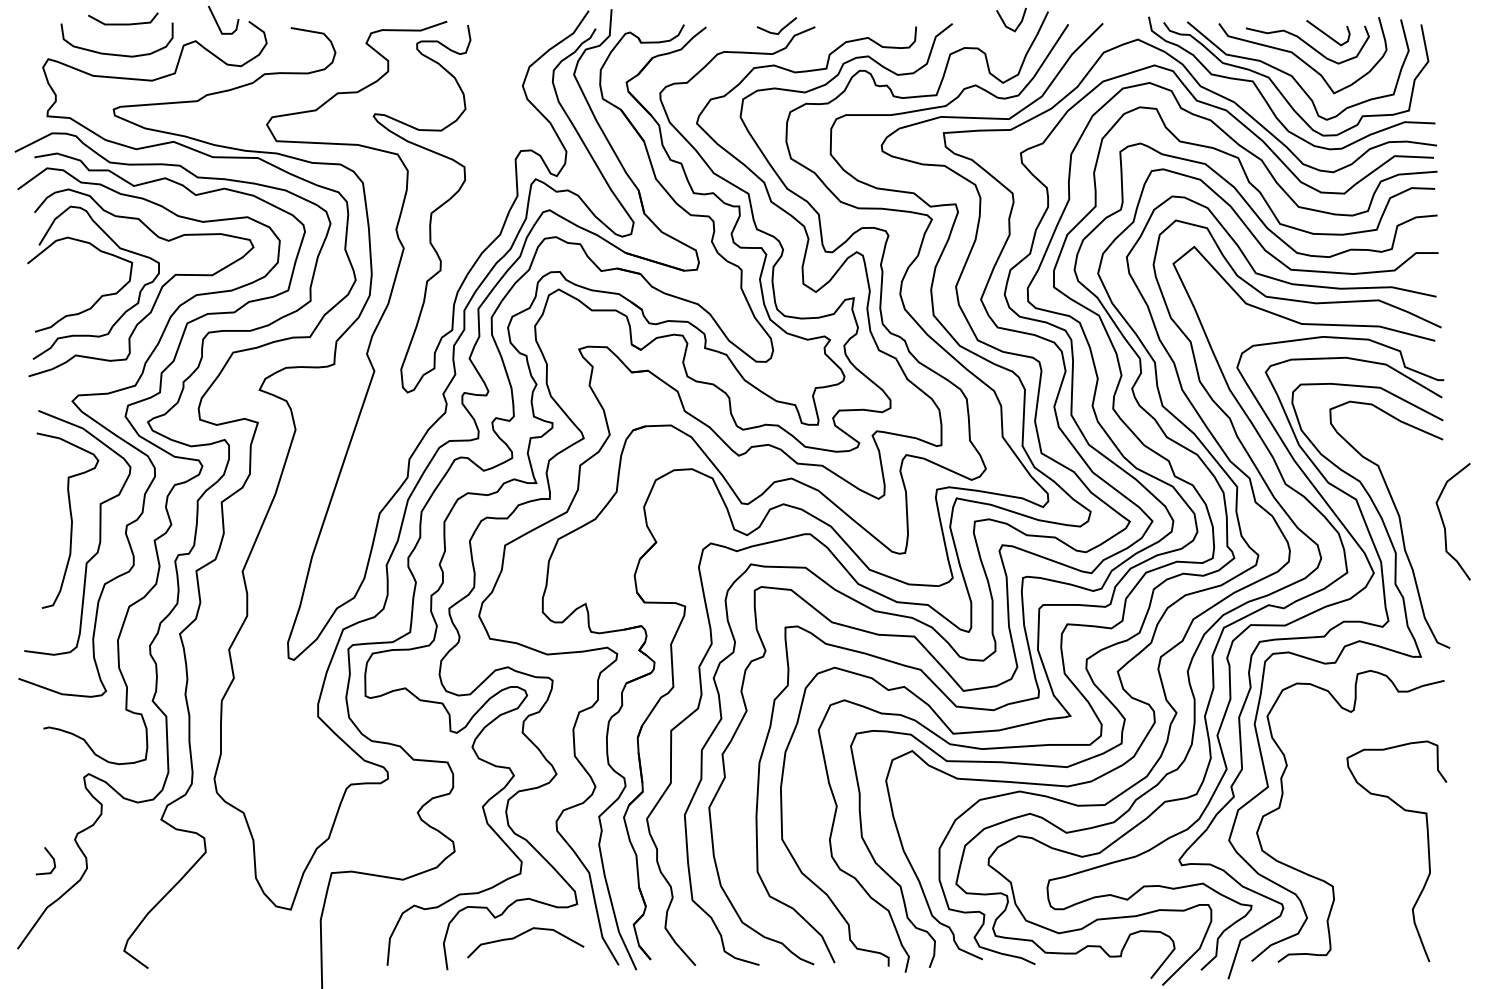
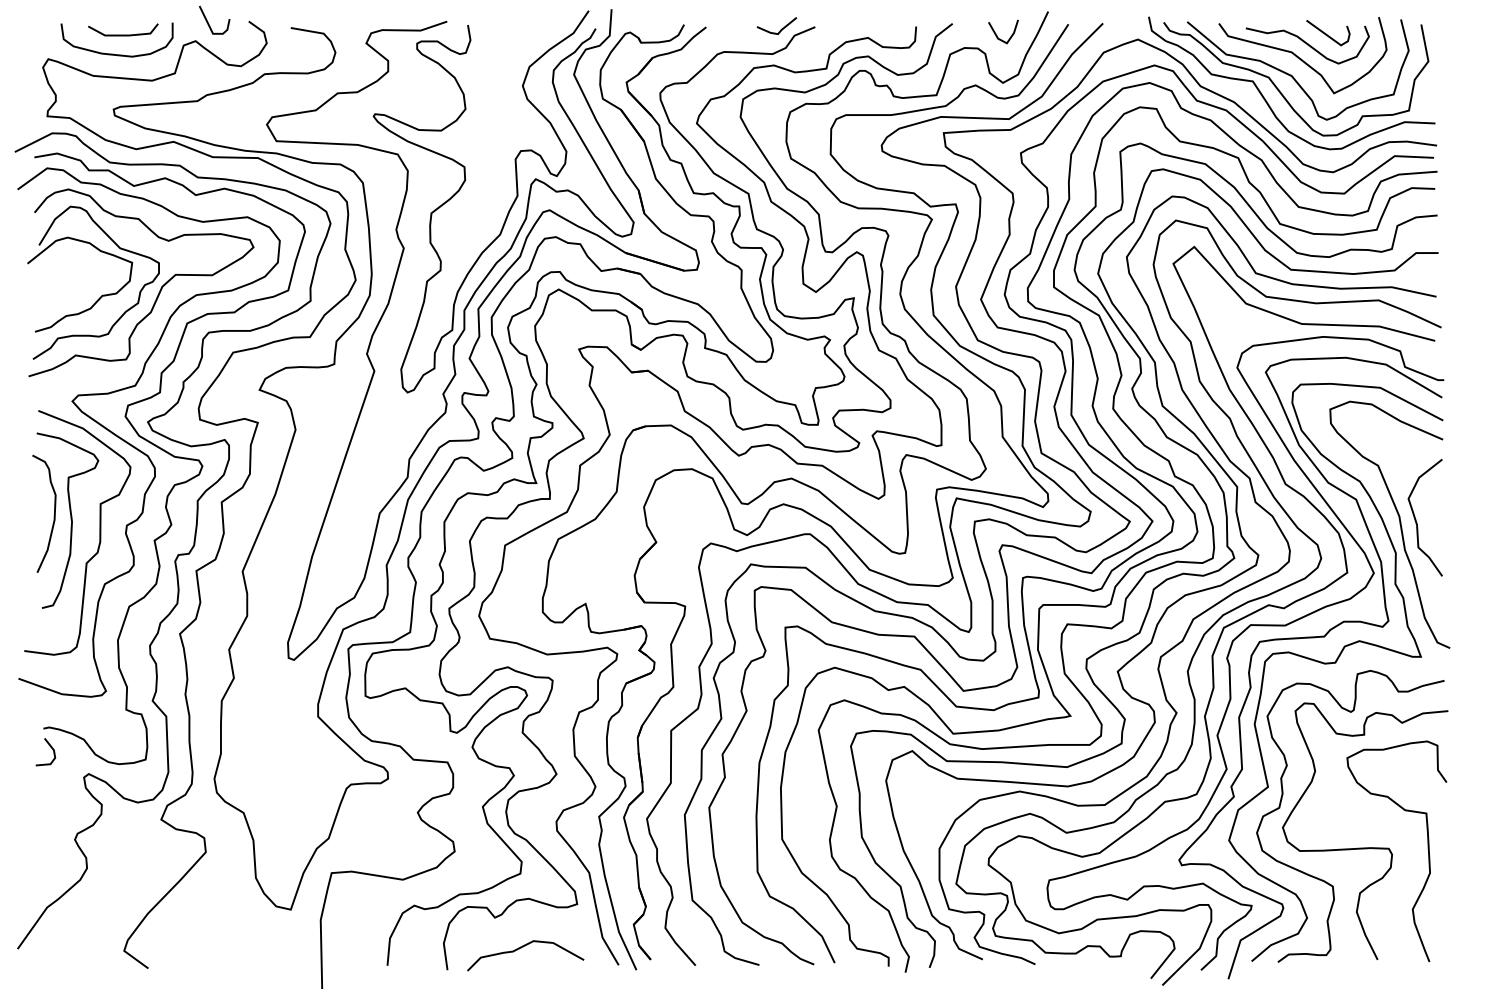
line position: (217, 21) -> (208, 21) (208, 21)
line position: (123, 23) -> (123, 34) (123, 34)
line position: (1005, 23) -> (997, 35) (997, 35)
curve: none -> present (53, 515)
curve position: (1444, 523) -> (1416, 519) (1416, 519)
curve: none -> present (1365, 847)
line position: (50, 856) -> (50, 747) (50, 747)
curve position: (521, 935) -> (521, 948) (521, 948)
